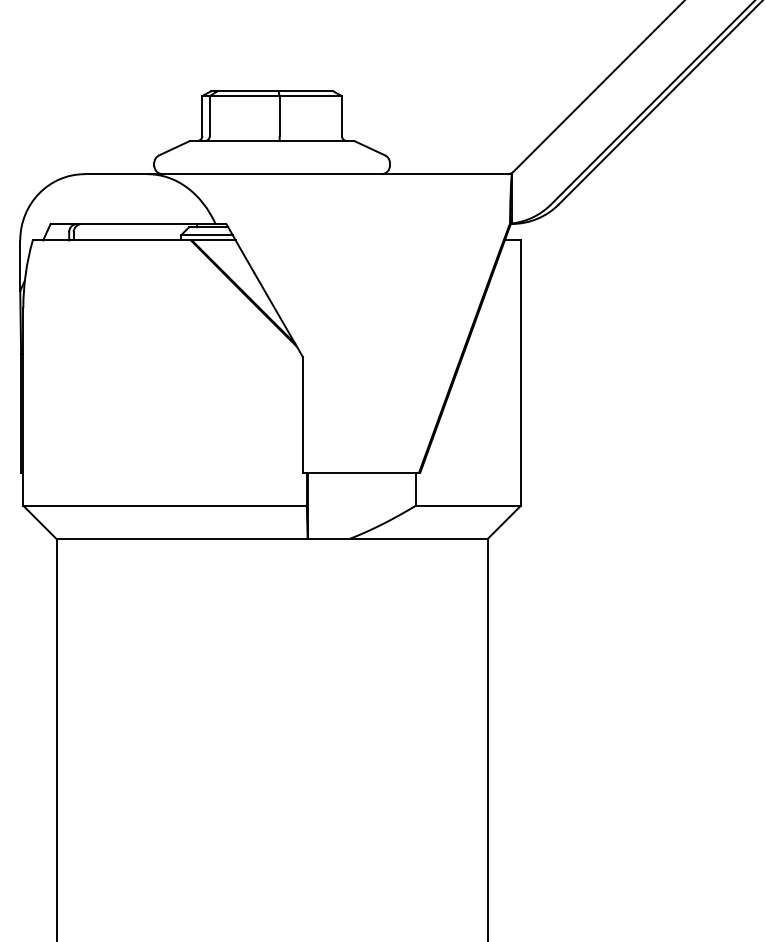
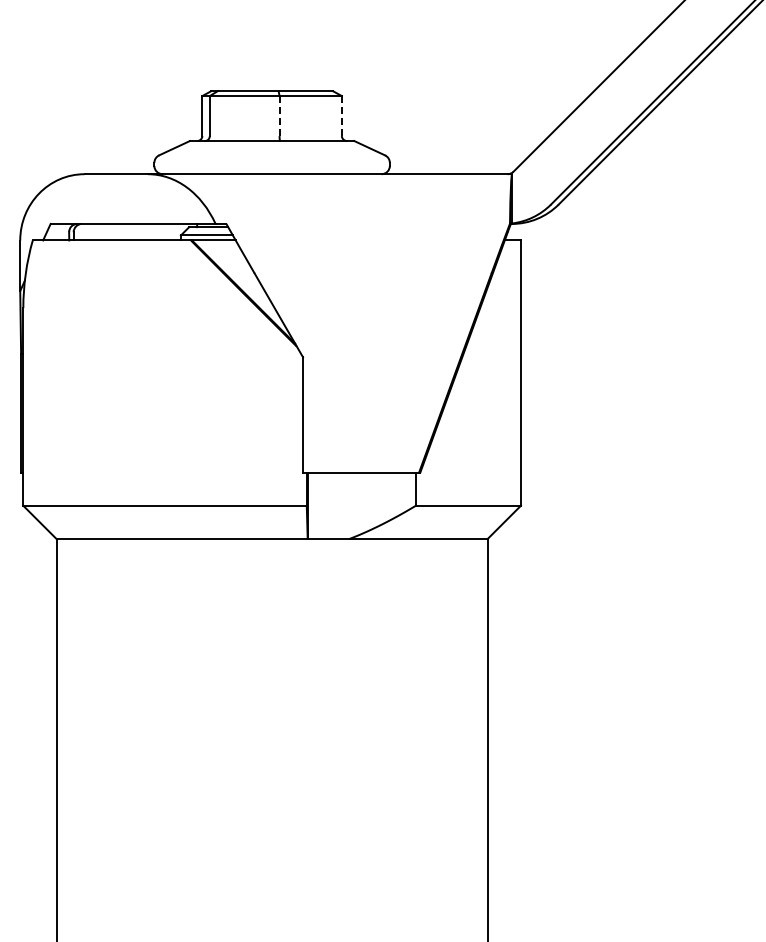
line: solid -> dashed (279, 115)
line: solid -> dashed (341, 115)
